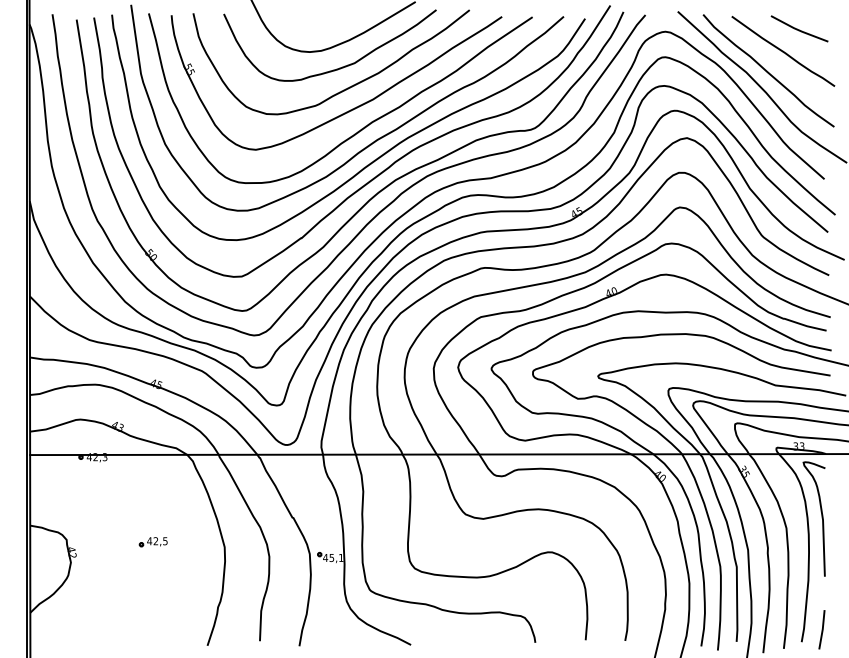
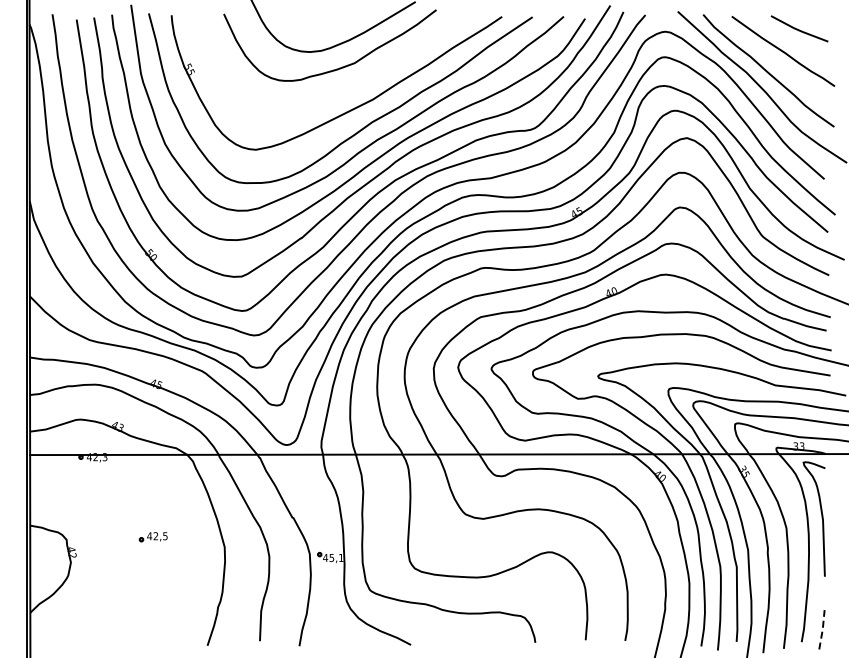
curve: present -> none (343, 89)
part position: (152, 542) -> (152, 537) (152, 537)
line: solid -> dashed (822, 629)
